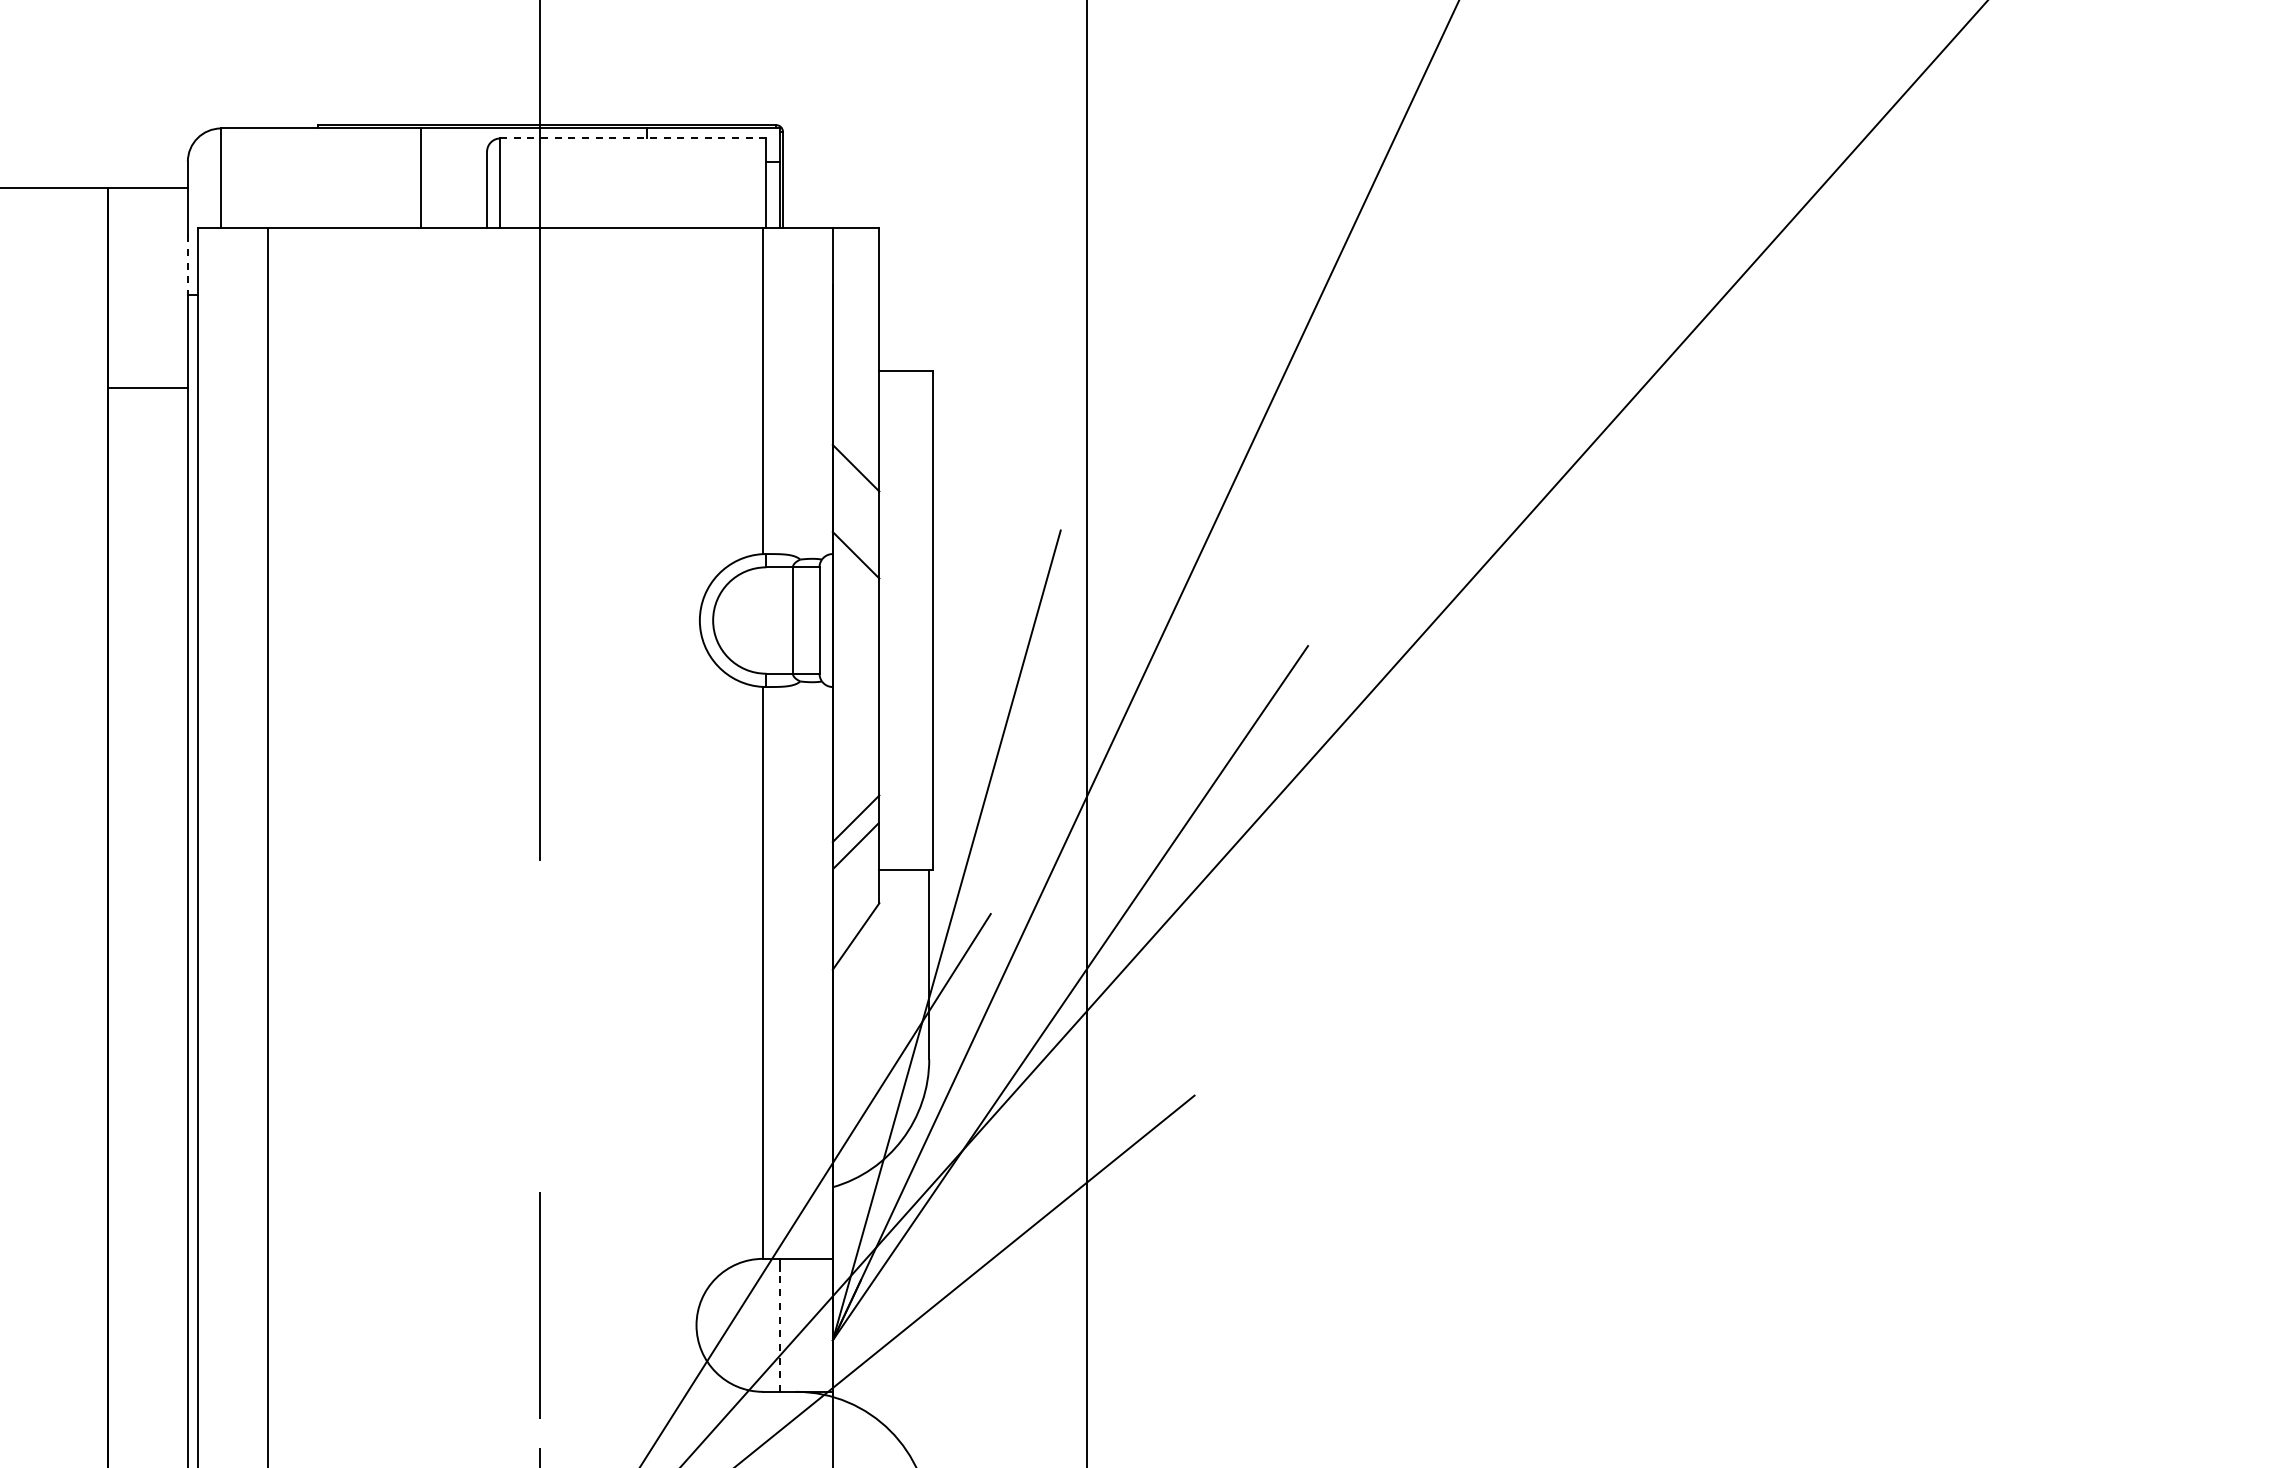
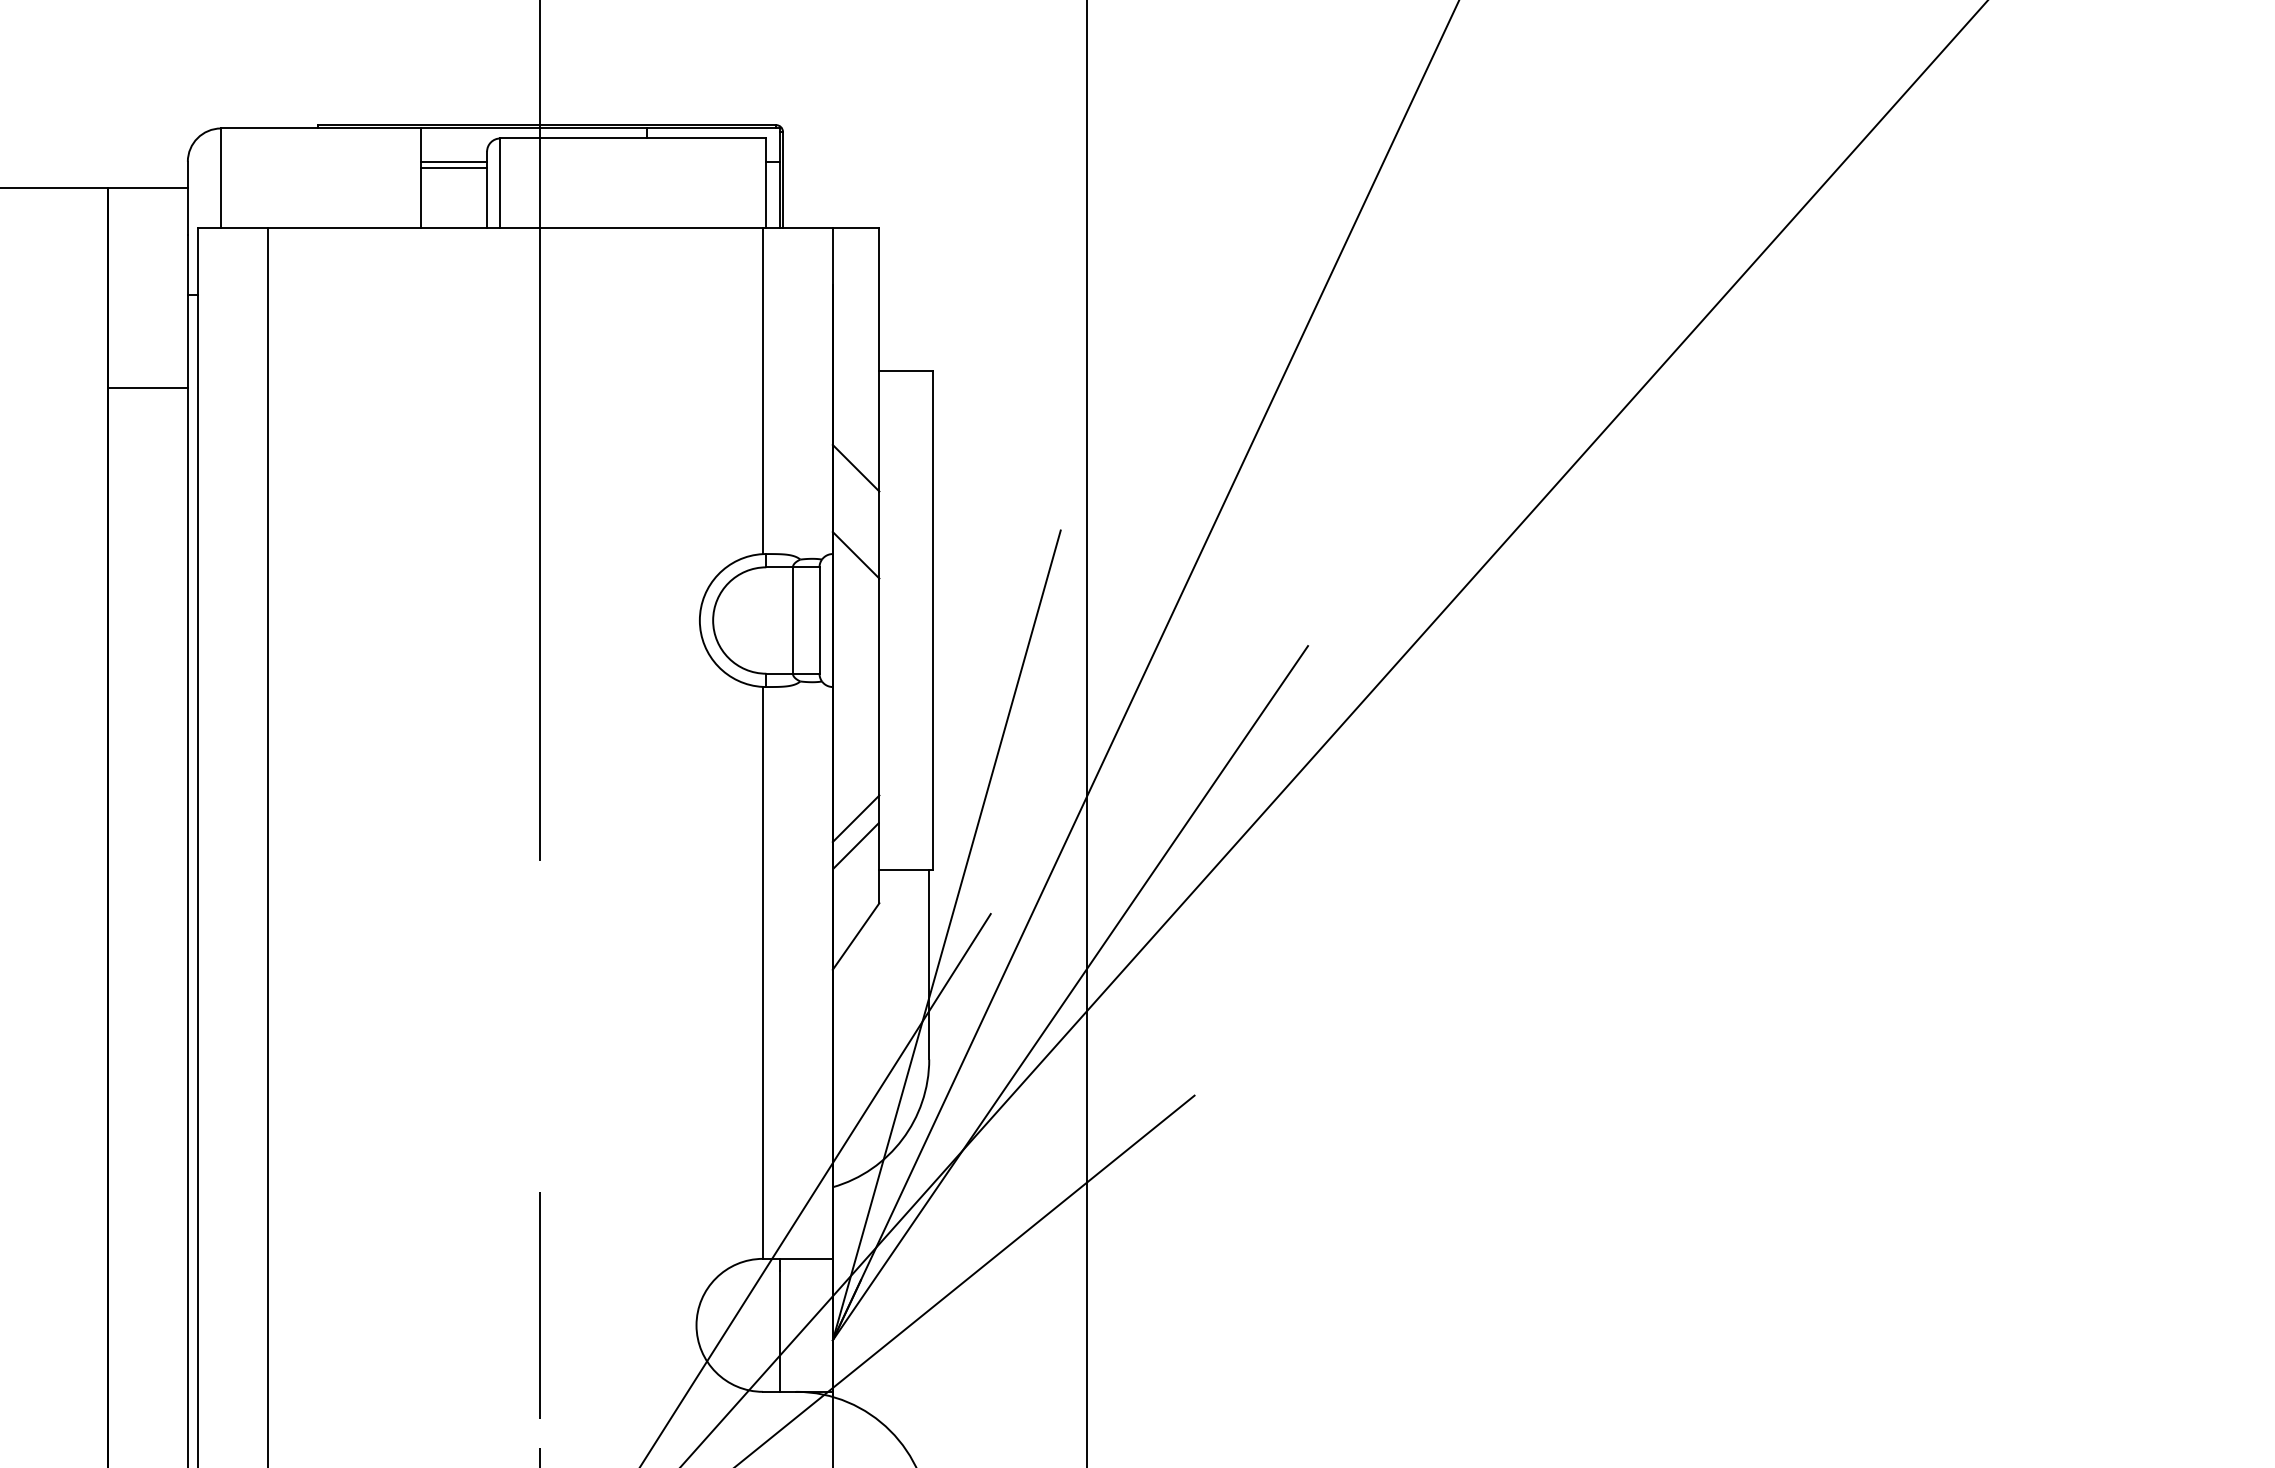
line: dashed -> solid (633, 138)
line: none -> present (453, 161)
line: none -> present (453, 168)
line: dashed -> solid (187, 265)
line: dashed -> solid (779, 1331)
